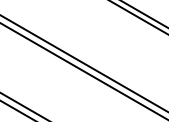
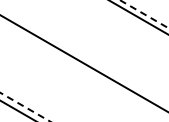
line: solid -> dashed (144, 14)
line: present -> none (83, 71)
line: solid -> dashed (25, 107)
